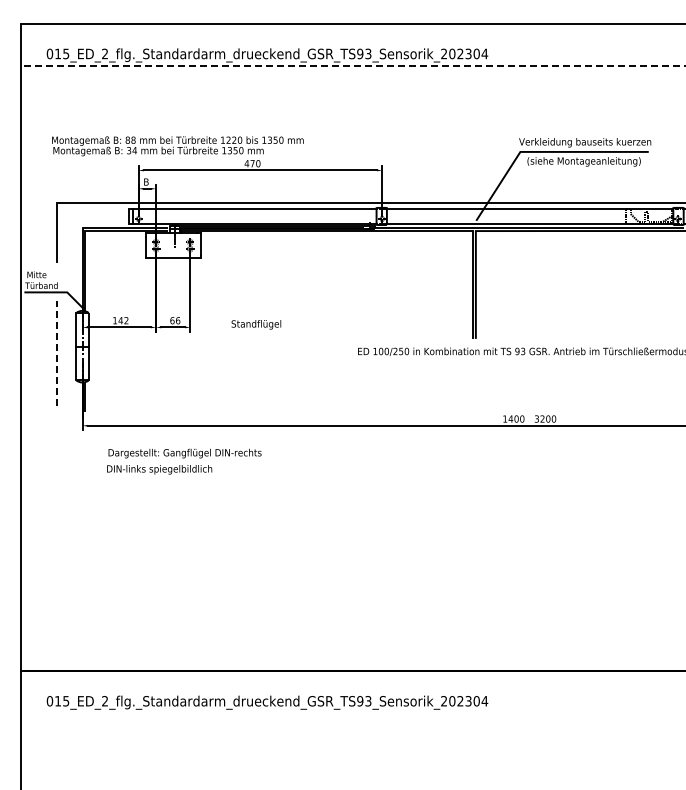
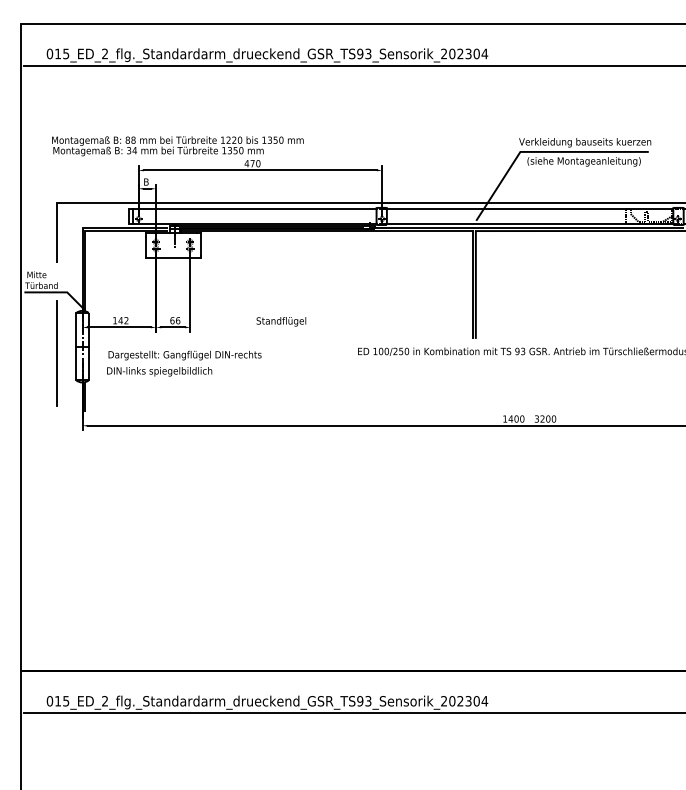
line: dashed -> solid (355, 65)
text position: (256, 324) -> (281, 321) (281, 321)
line: dashed -> solid (56, 353)
text position: (184, 461) -> (184, 363) (184, 363)
line: none -> present (353, 712)
